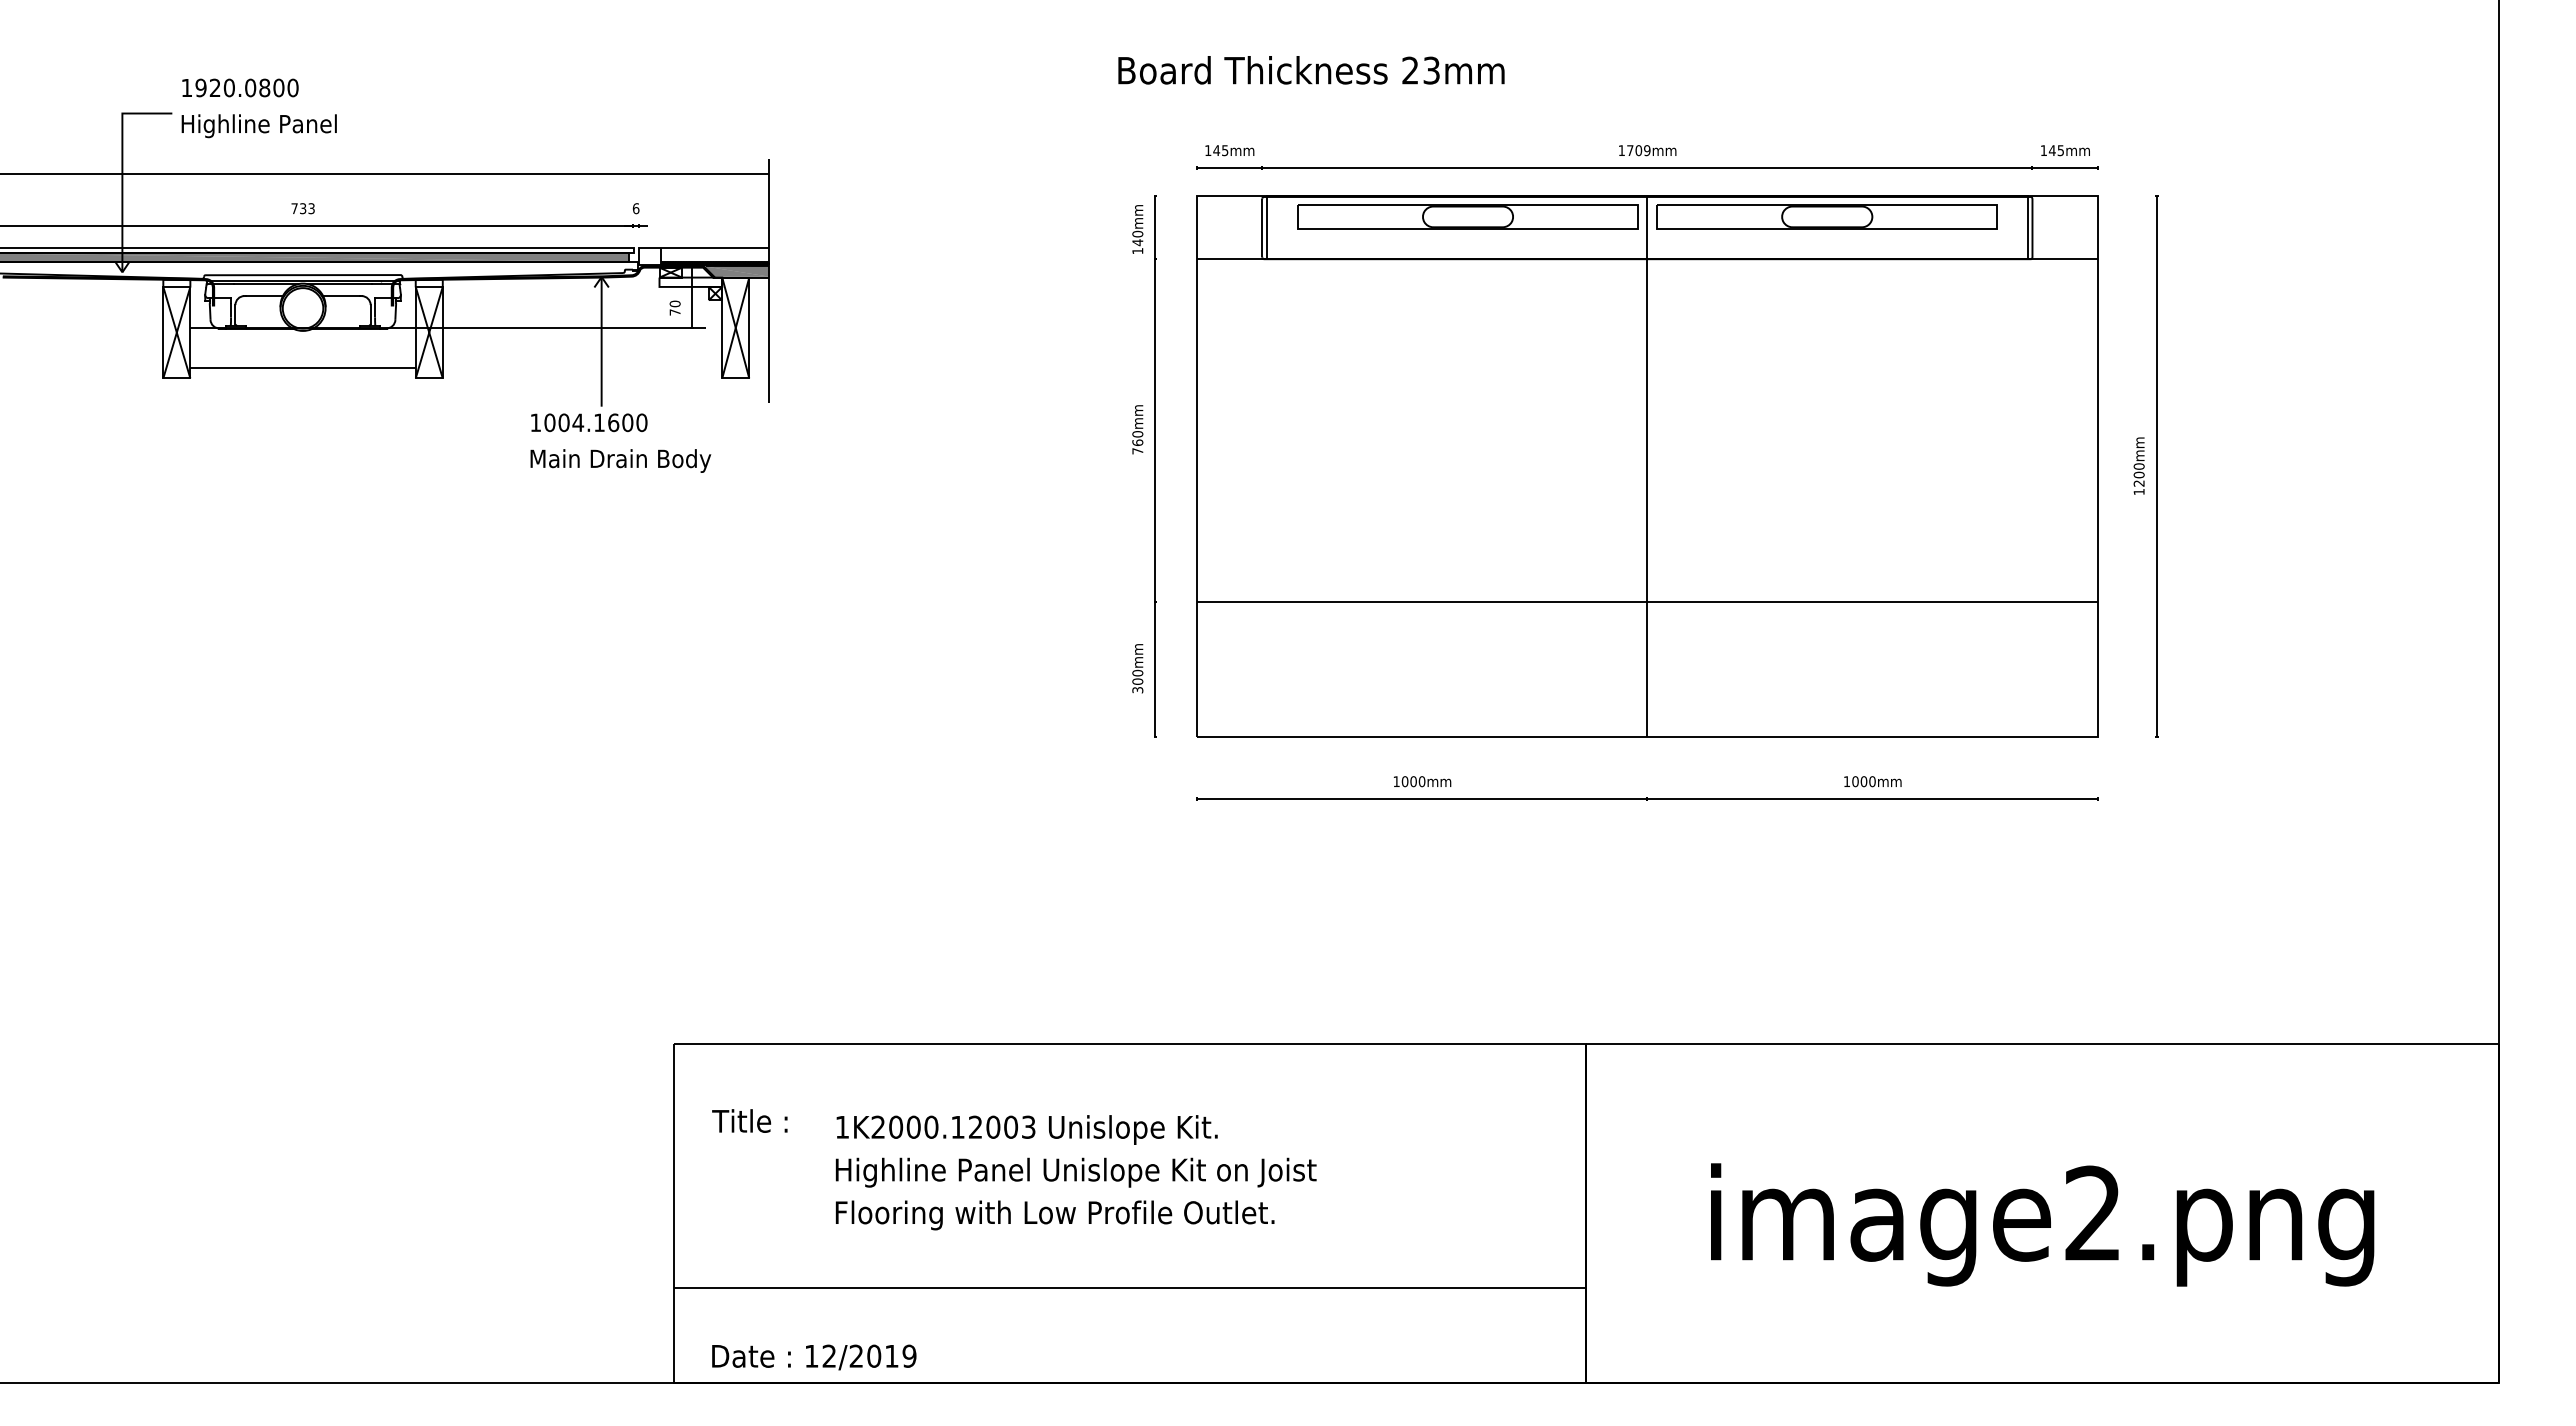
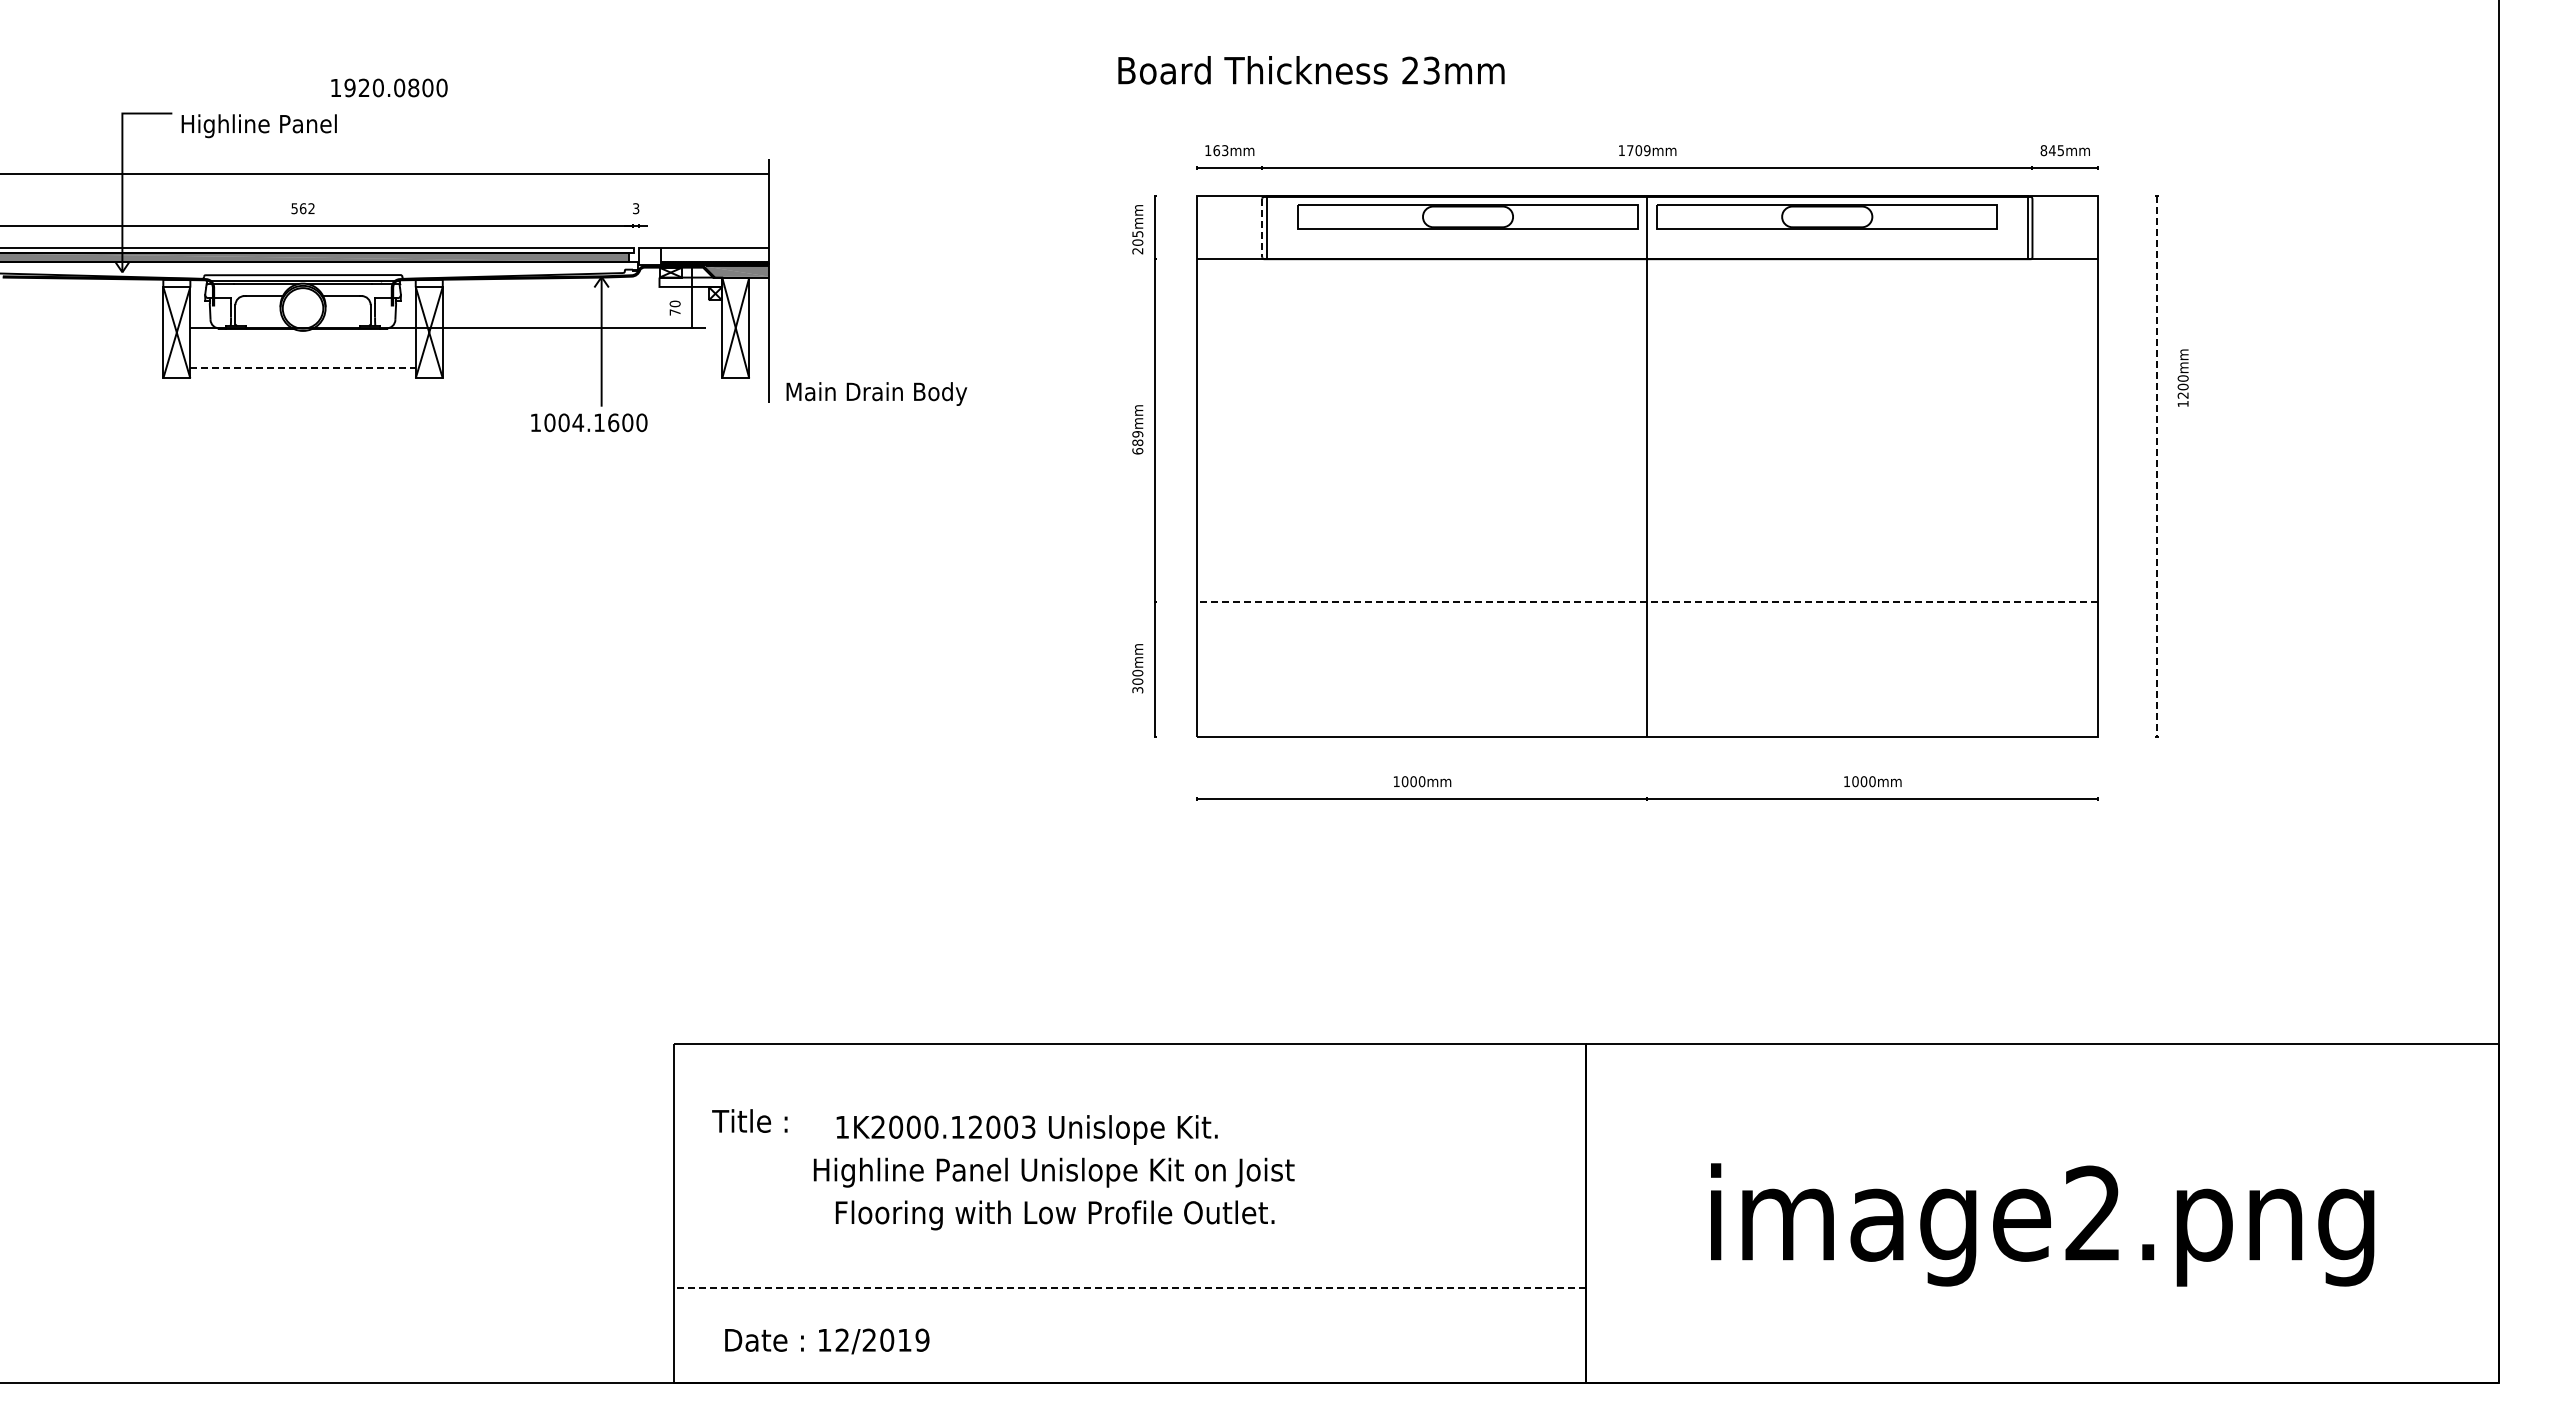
text position: (240, 87) -> (389, 87) (389, 87)
text: 145mm -> 163mm (1220, 150)
text: 145mm -> 845mm (2043, 150)
text: 733 -> 562 (302, 208)
text: 6 -> 3 (635, 208)
line: solid -> dashed (1262, 228)
text: 140mm -> 205mm (1137, 242)
line: solid -> dashed (303, 368)
text: 760mm -> 689mm (1137, 442)
text position: (620, 460) -> (876, 393) (876, 393)
text position: (2138, 465) -> (2182, 377) (2182, 377)
line: solid -> dashed (2156, 467)
line: solid -> dashed (1647, 601)
text position: (1075, 1172) -> (1053, 1172) (1053, 1172)
line: solid -> dashed (1129, 1287)
text position: (814, 1357) -> (827, 1341) (827, 1341)
